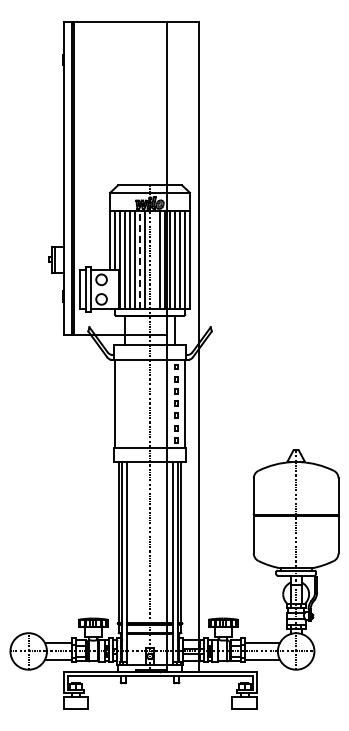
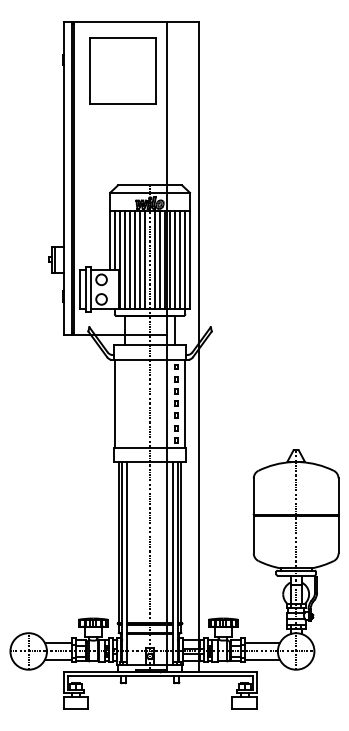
part: none -> present (122, 70)
line: dashed -> solid (140, 260)
line: none -> present (155, 260)
